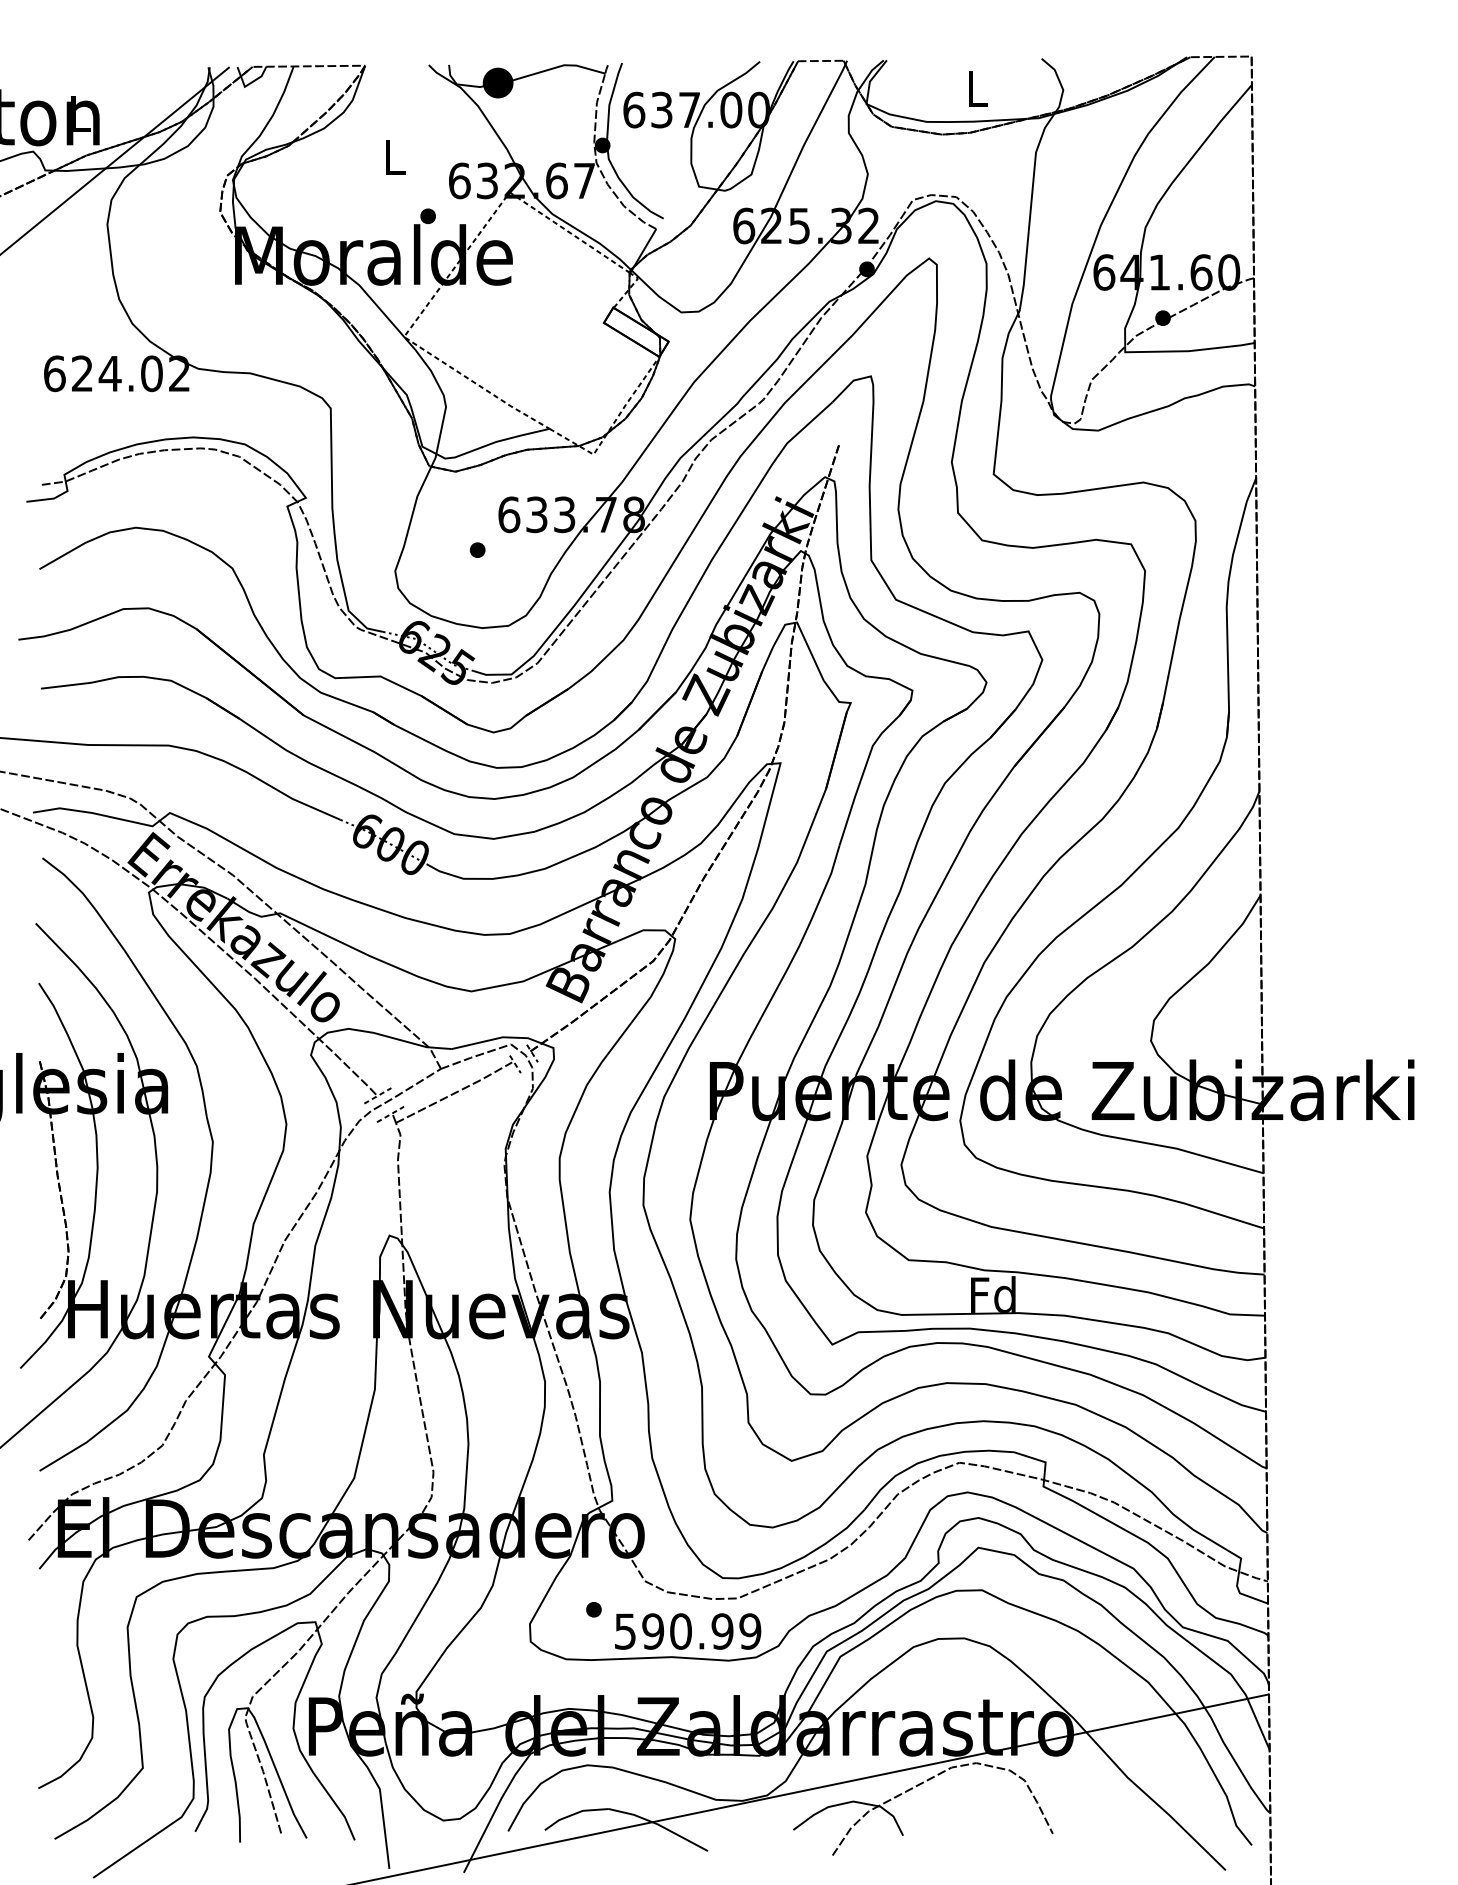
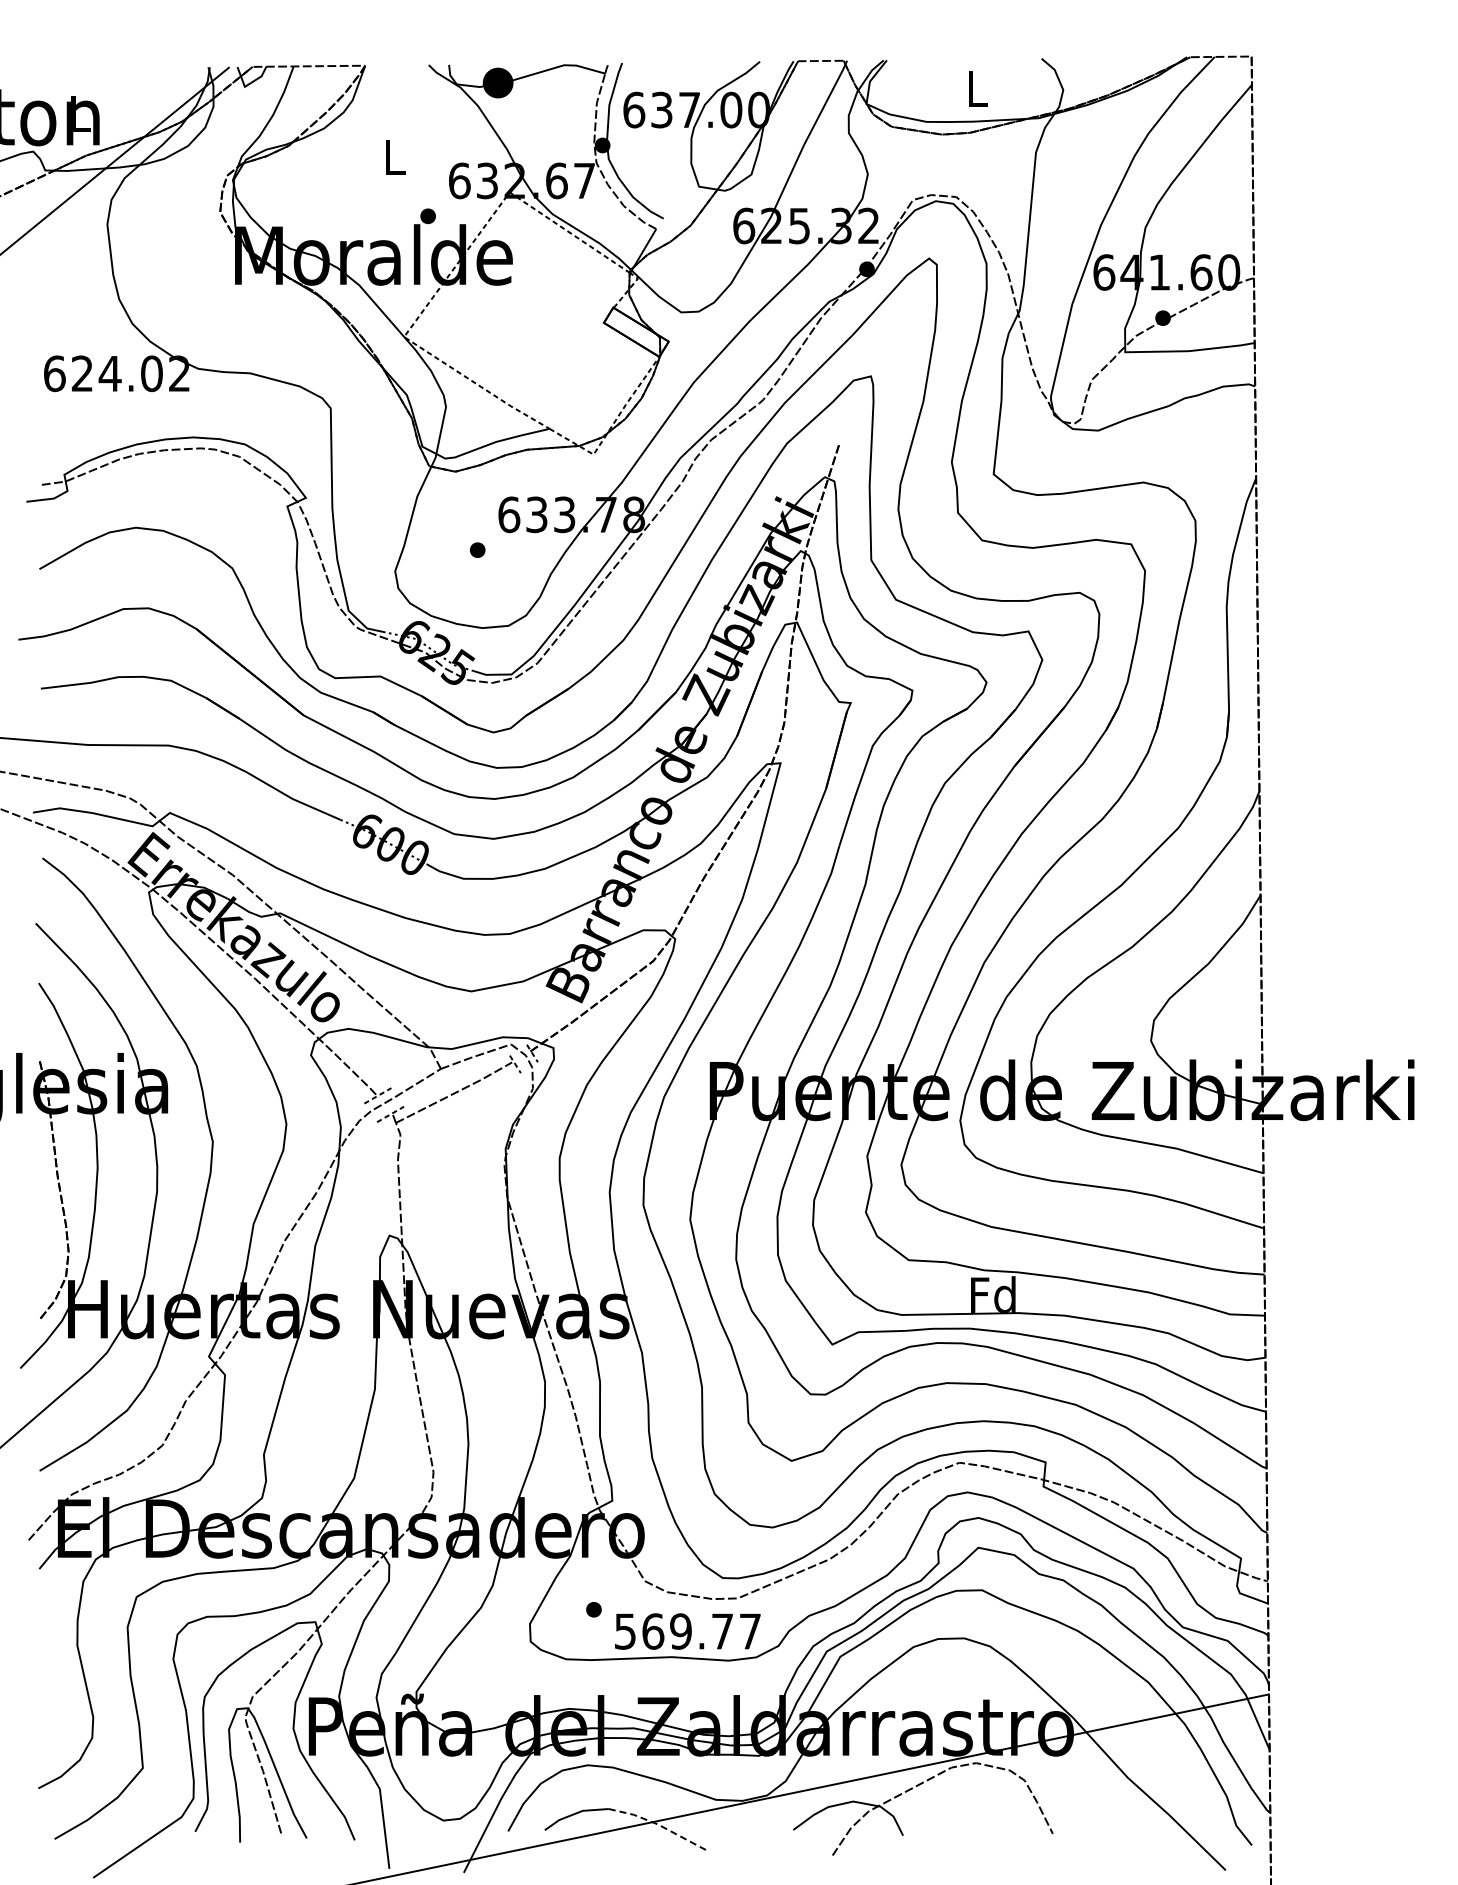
text: 590.99 -> 569.77 (701, 1631)
line: solid -> dashed (659, 1825)
